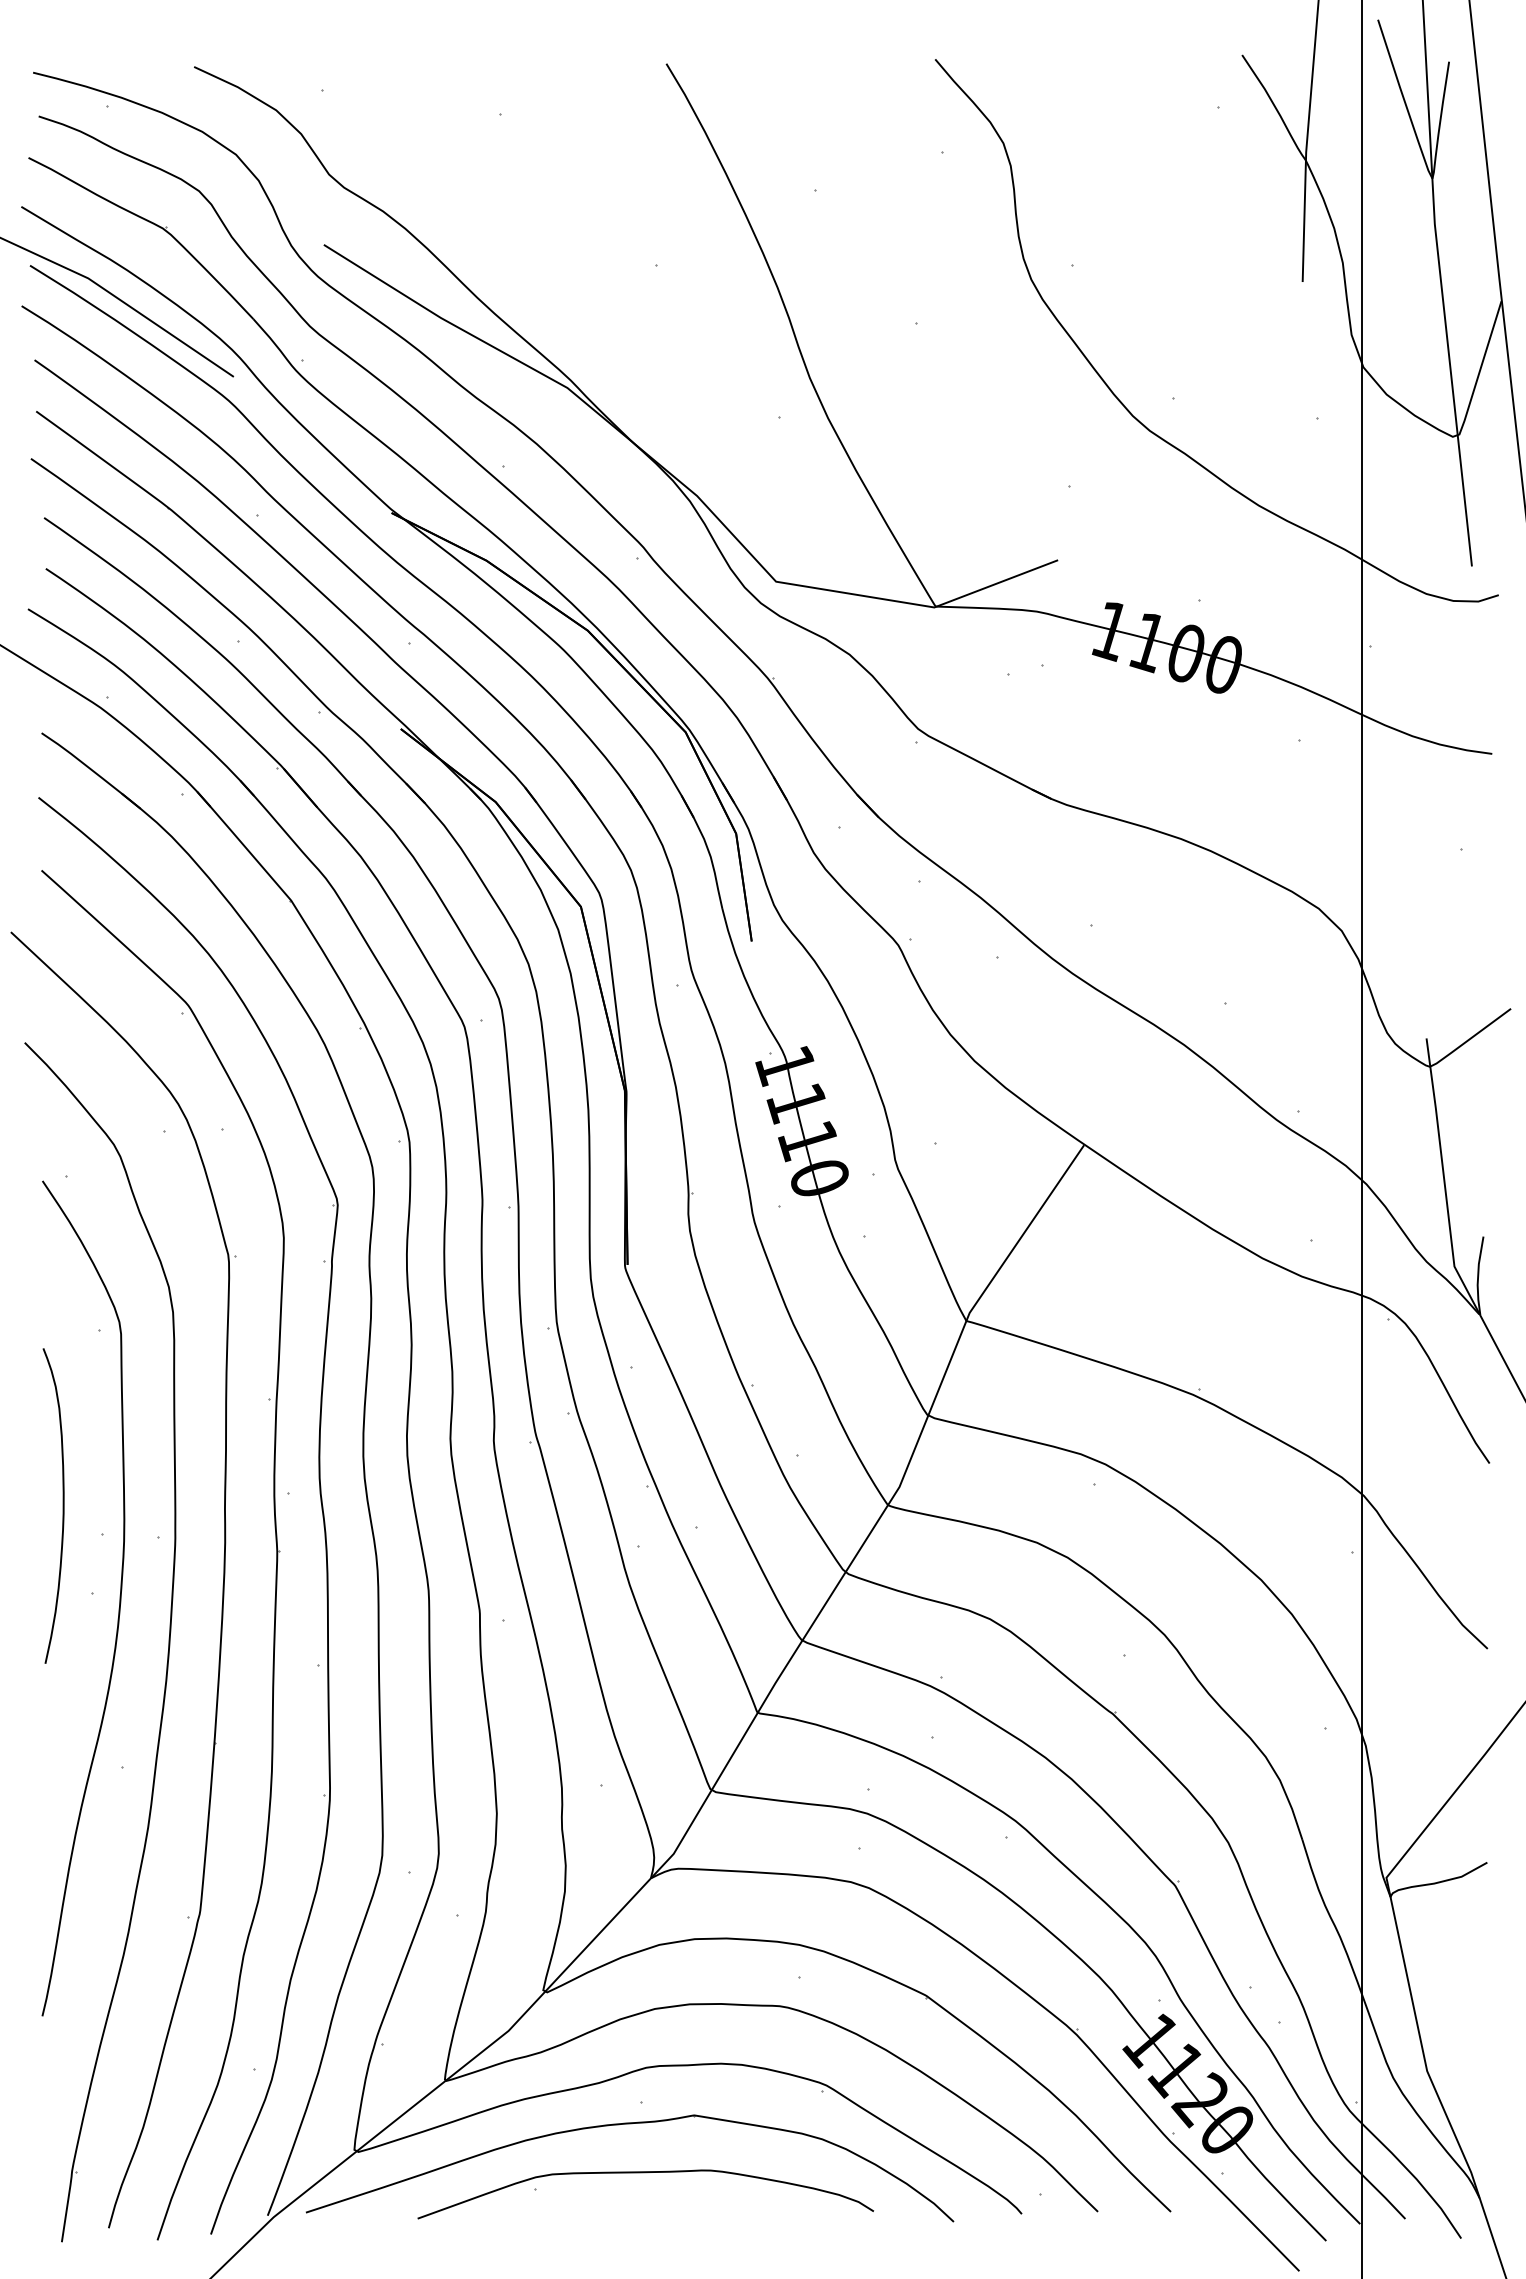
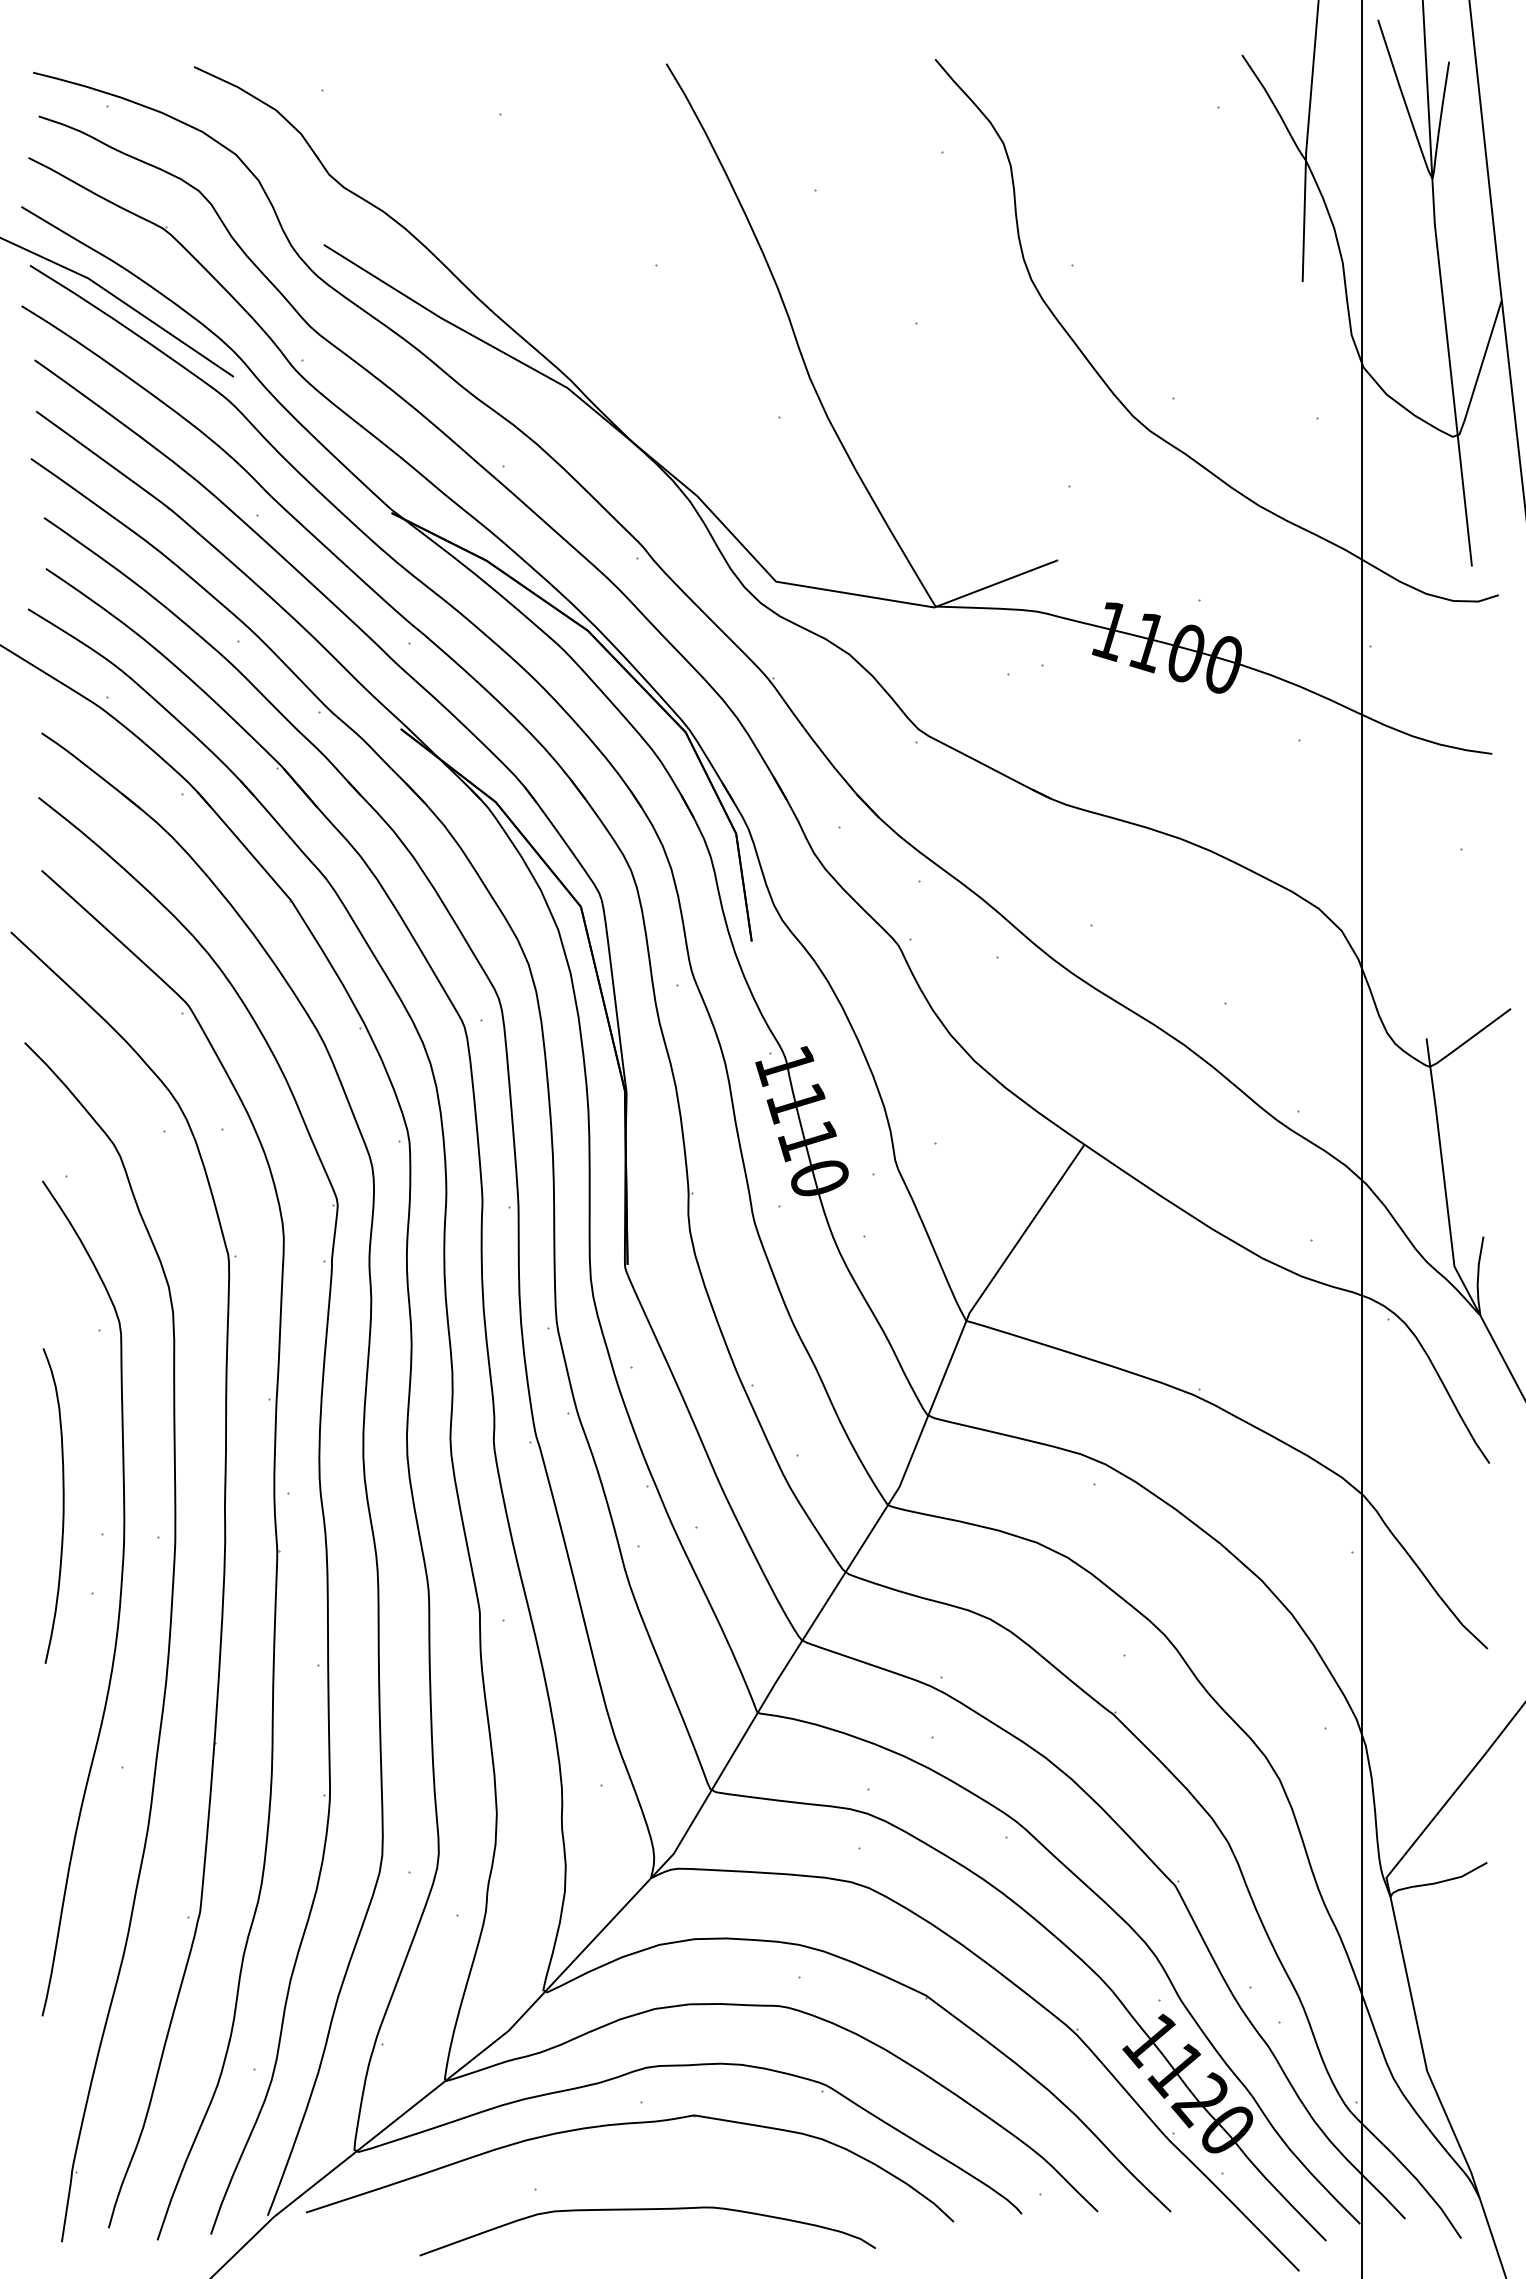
curve position: (645, 2173) -> (647, 2210) (647, 2210)
